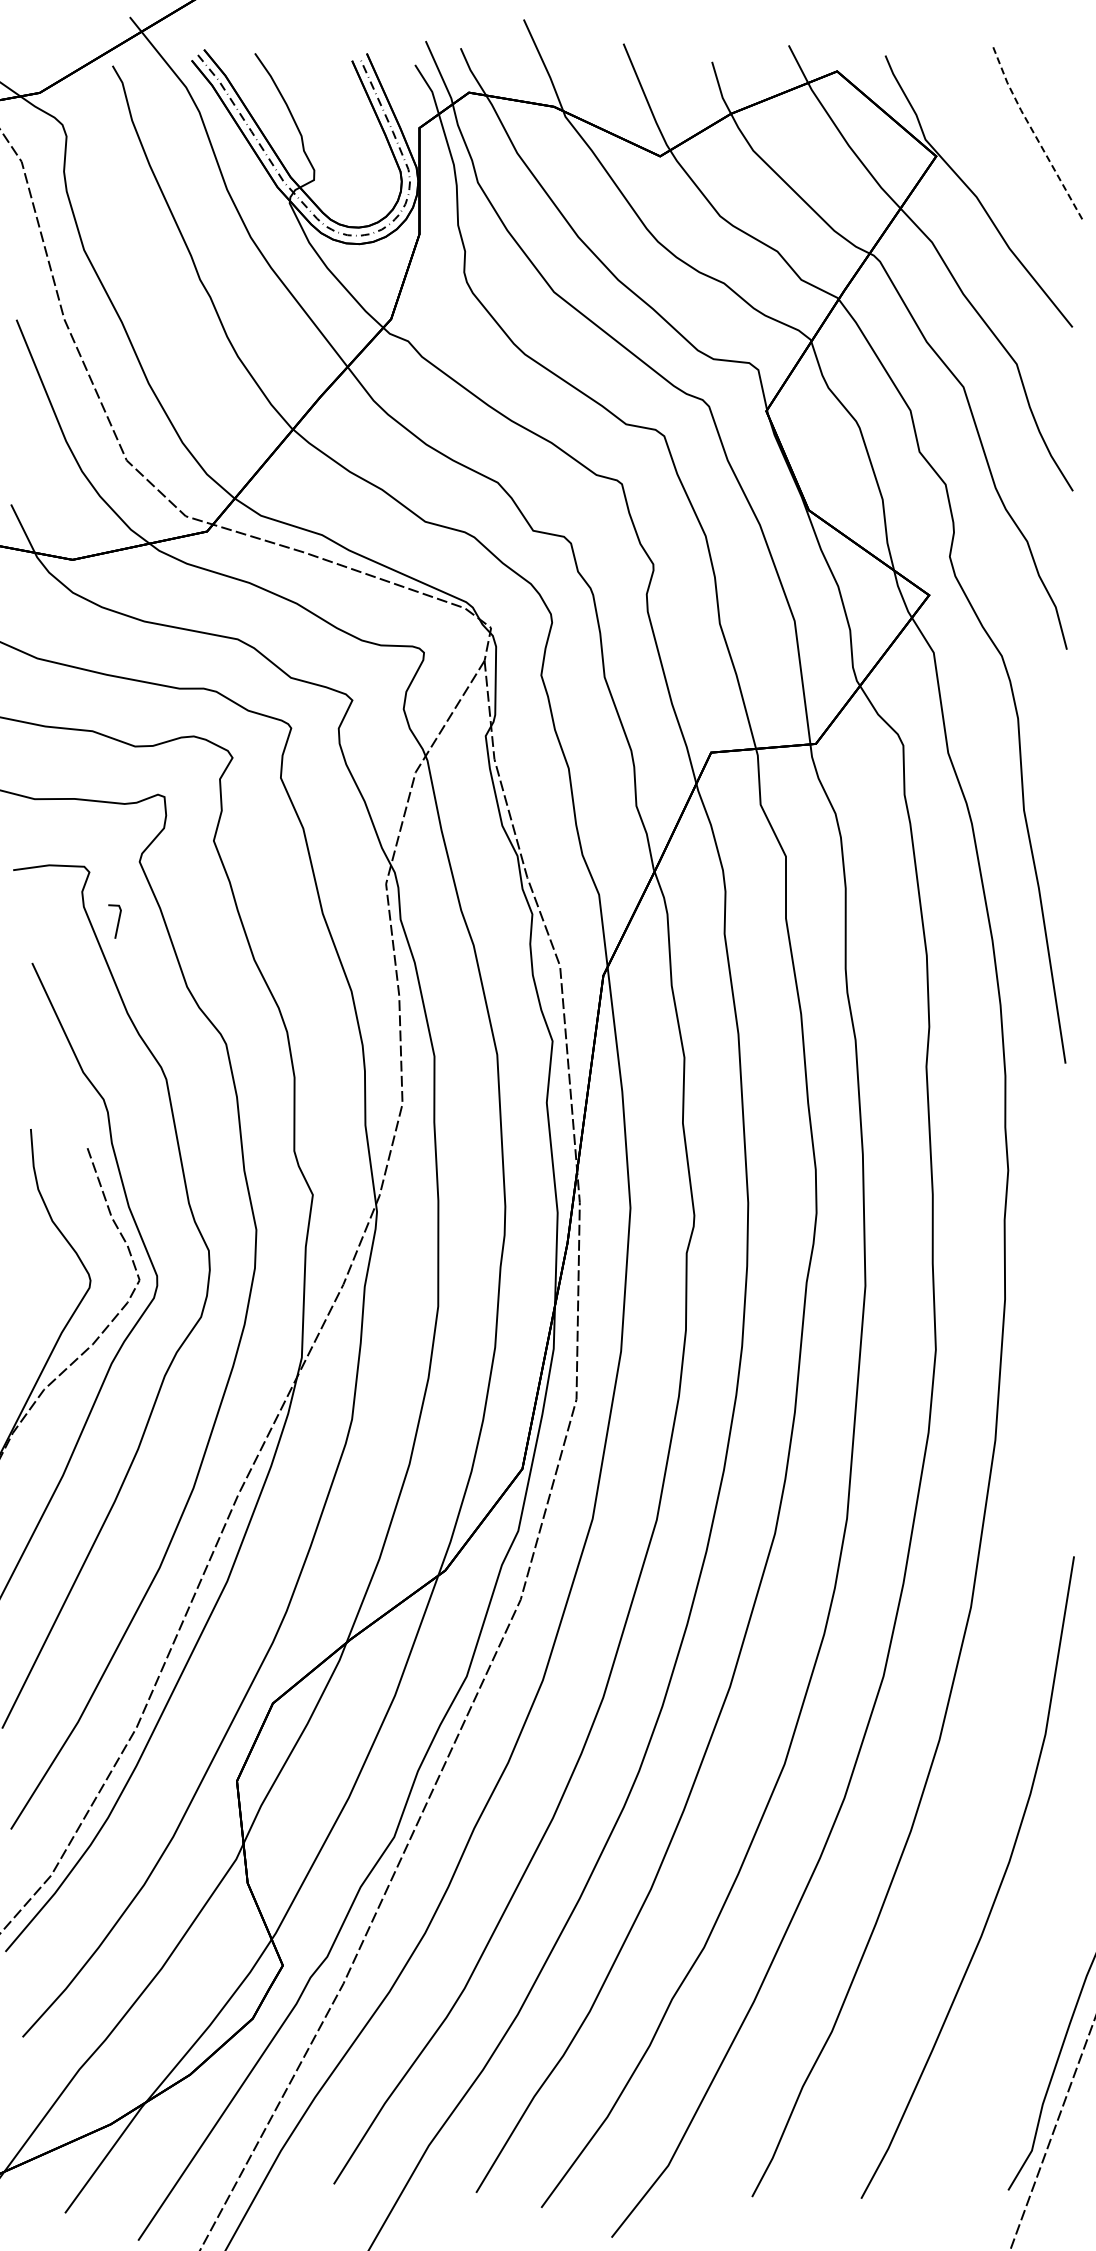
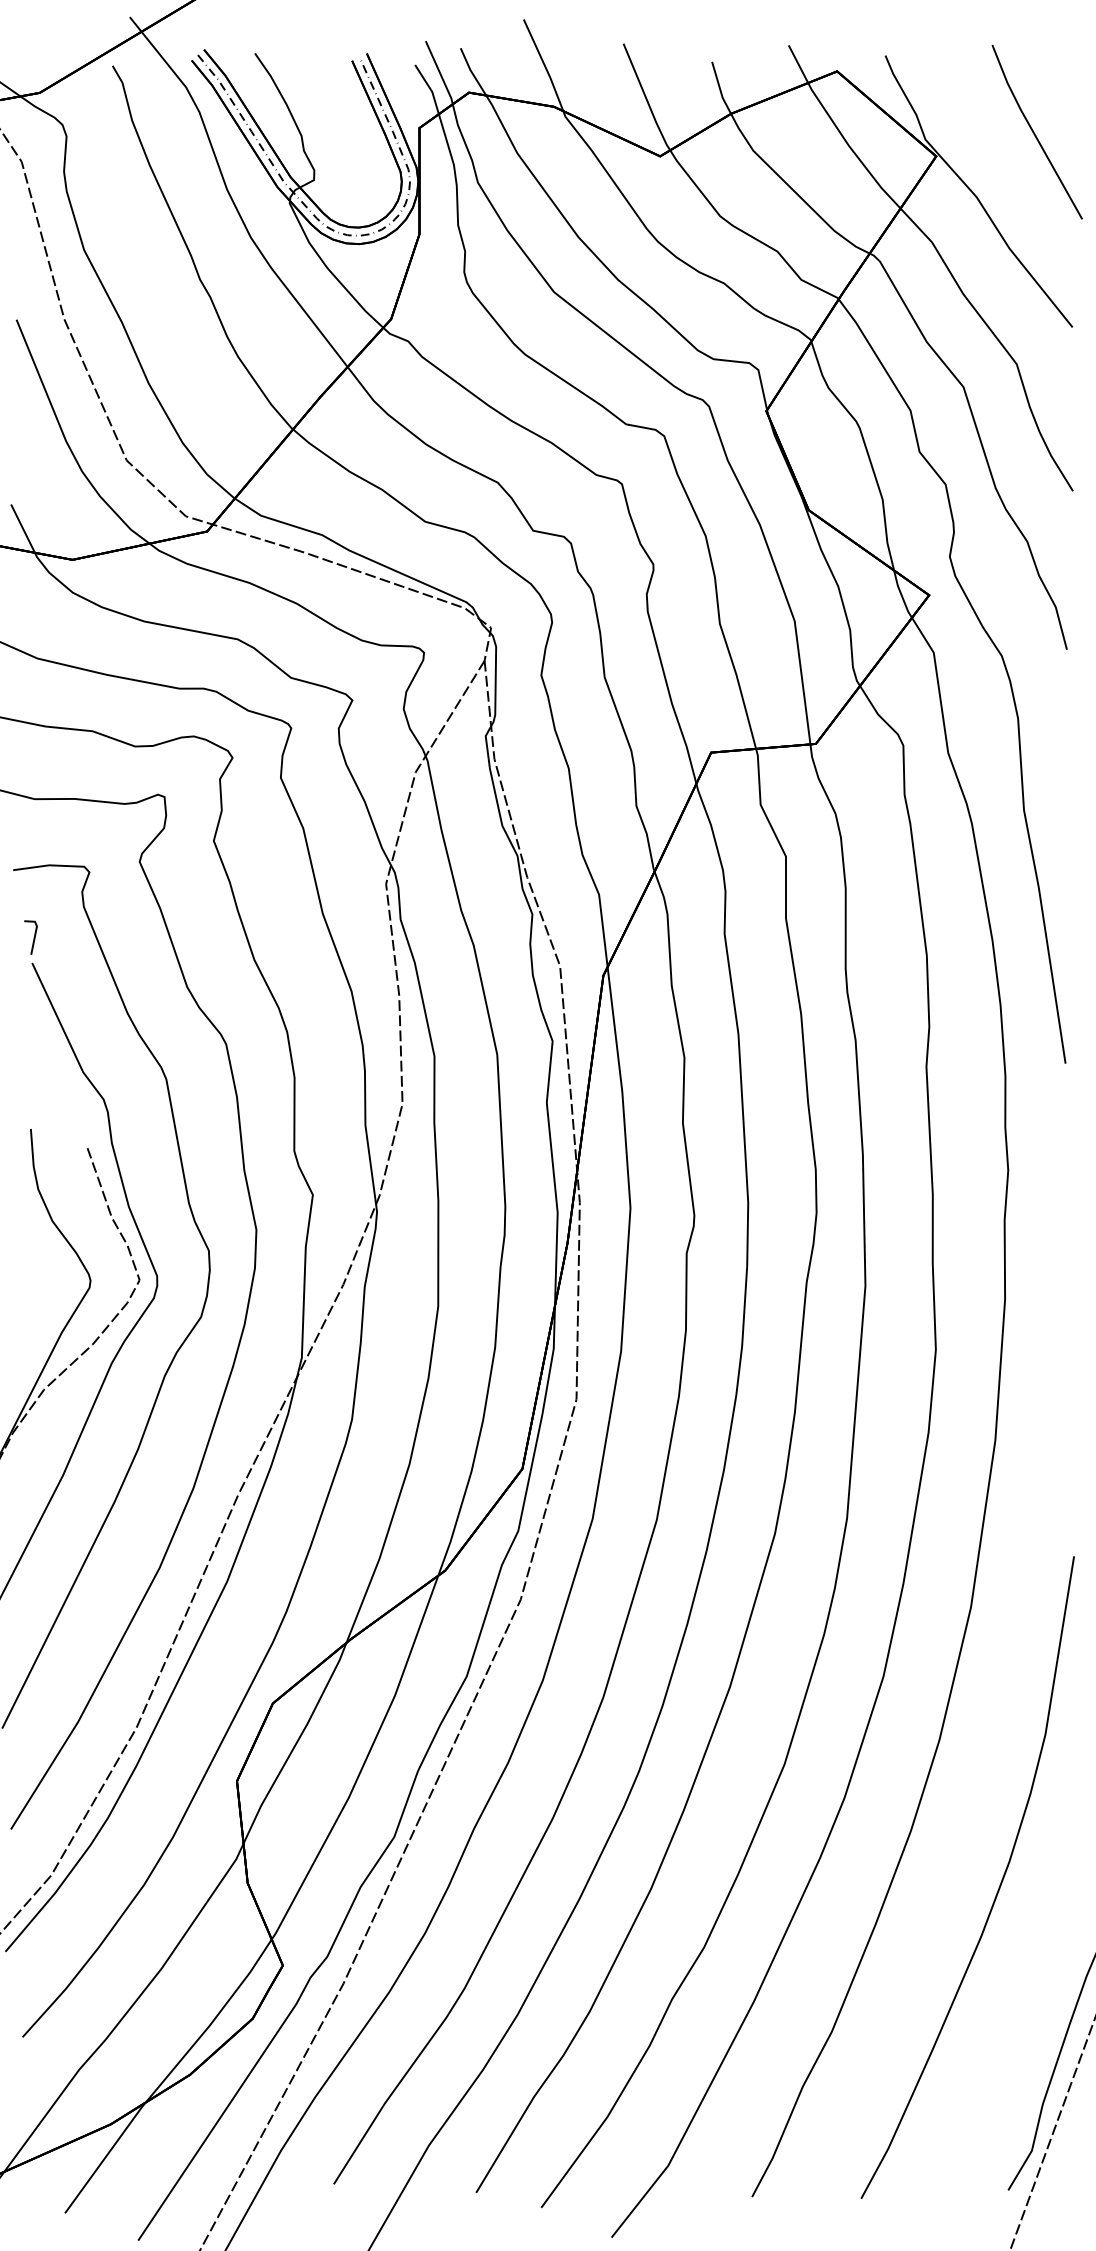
line: dashed -> solid (1033, 132)
line position: (117, 921) -> (33, 937) (33, 937)
